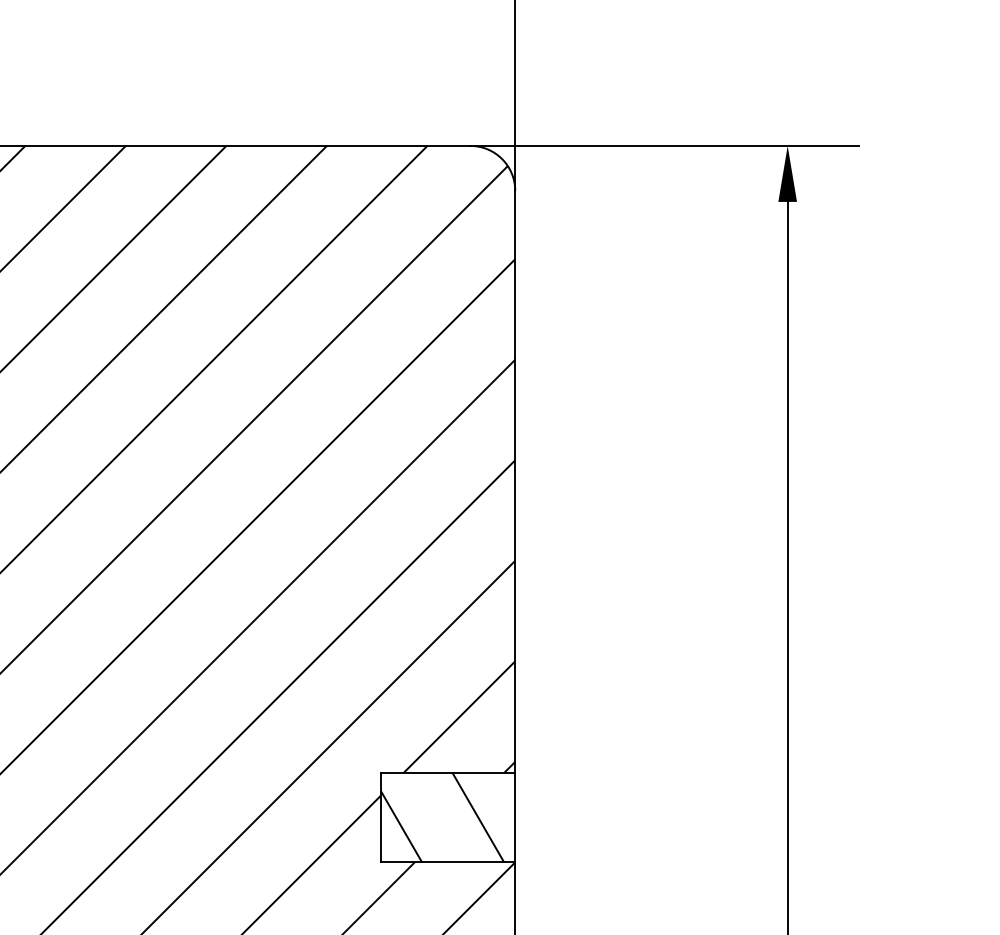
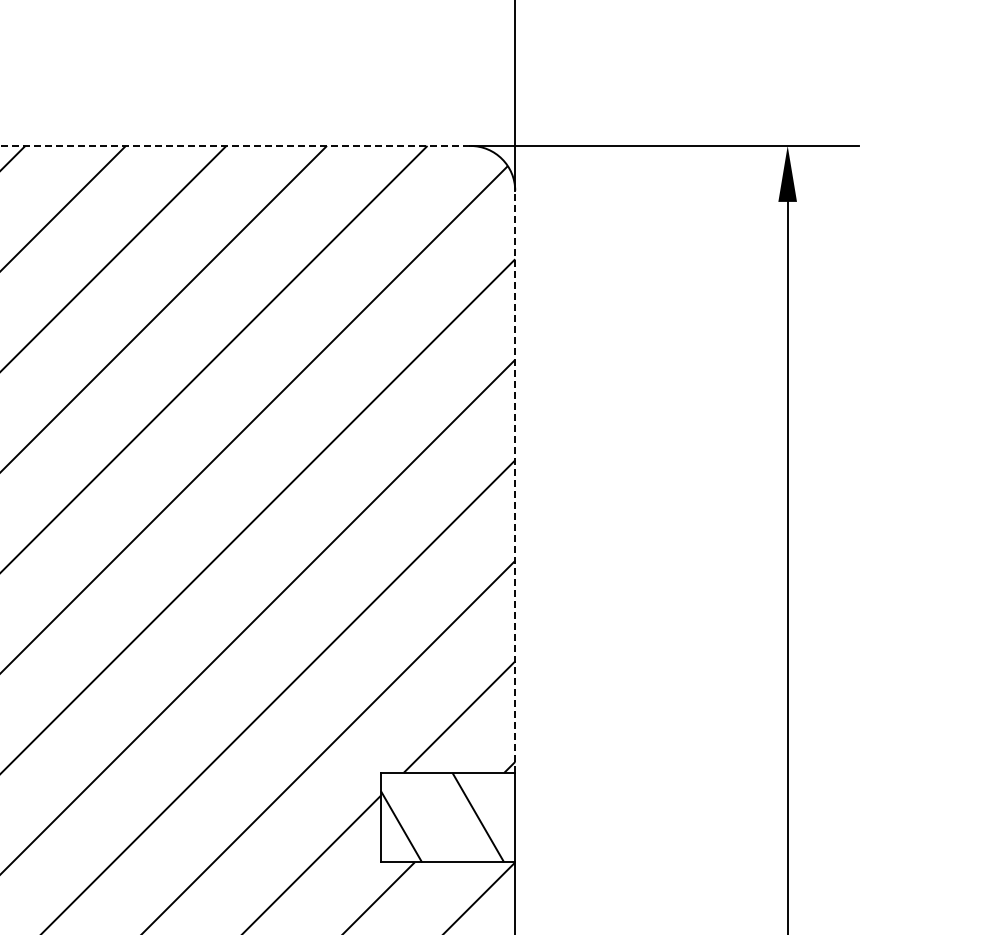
line: solid -> dashed (235, 145)
line: solid -> dashed (515, 481)
